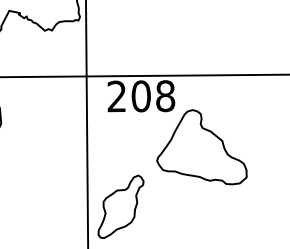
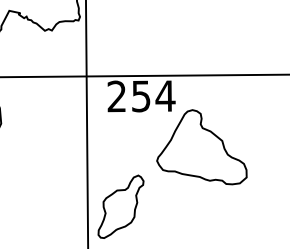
text: 208 -> 254 (153, 96)
